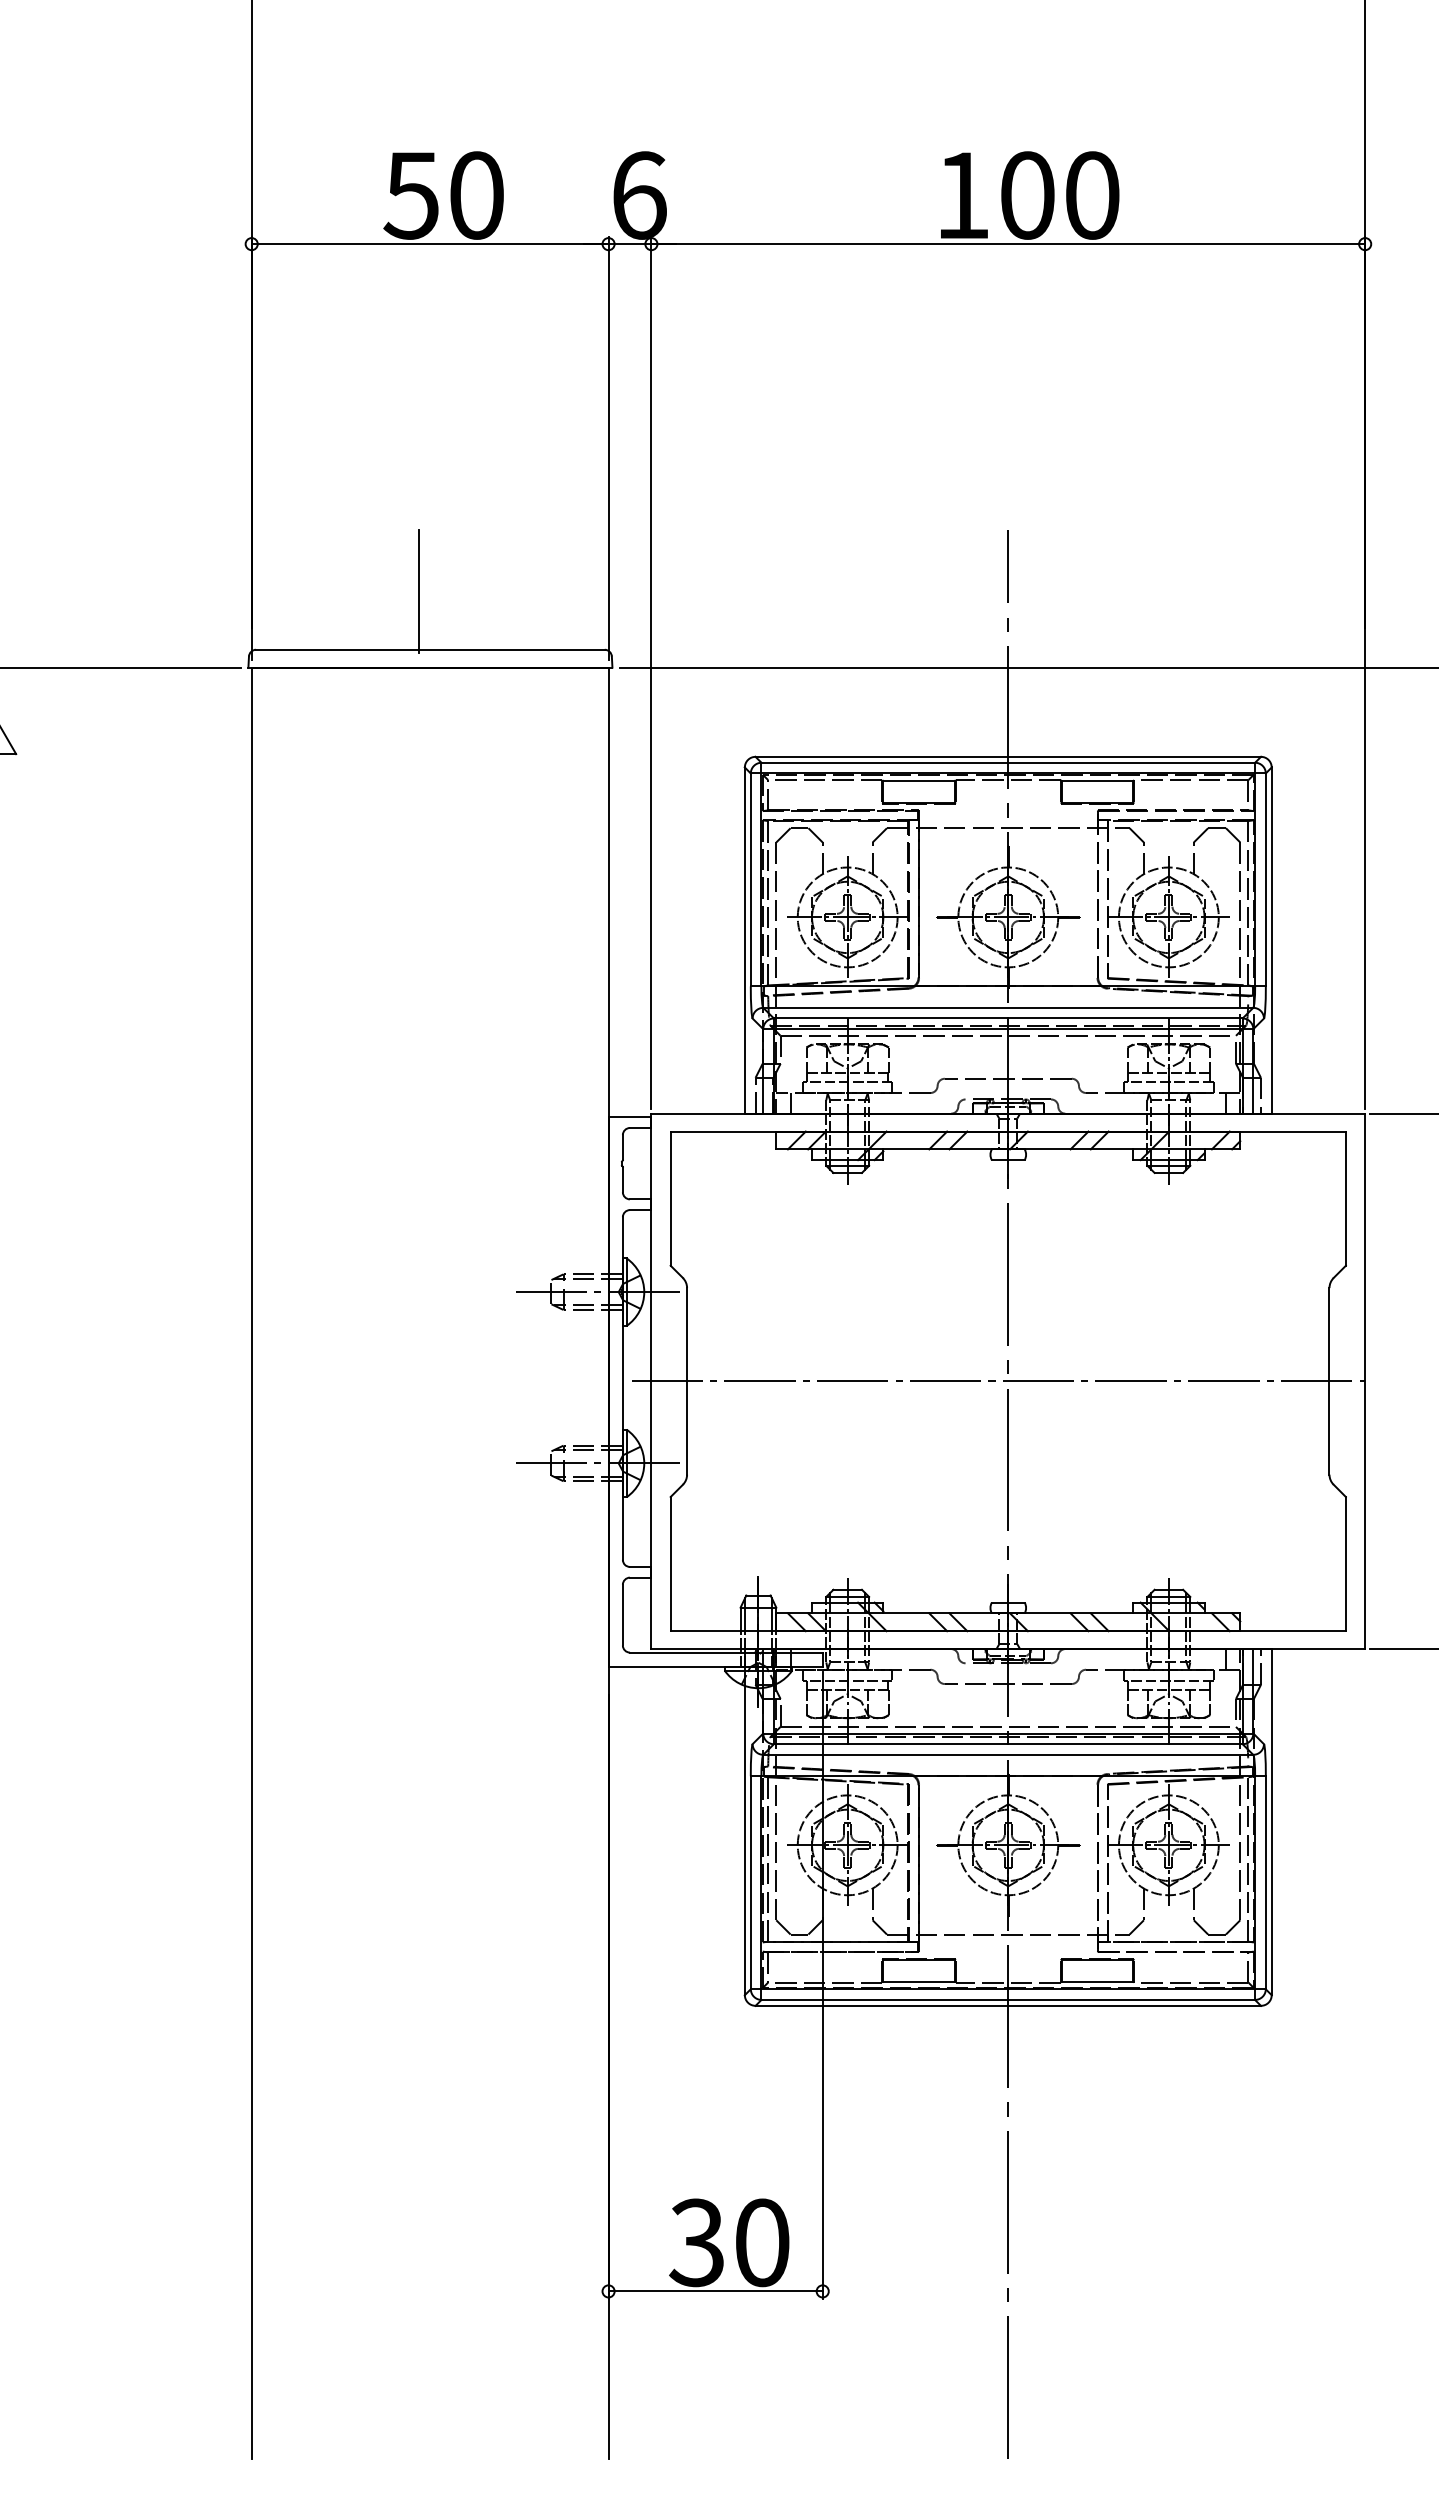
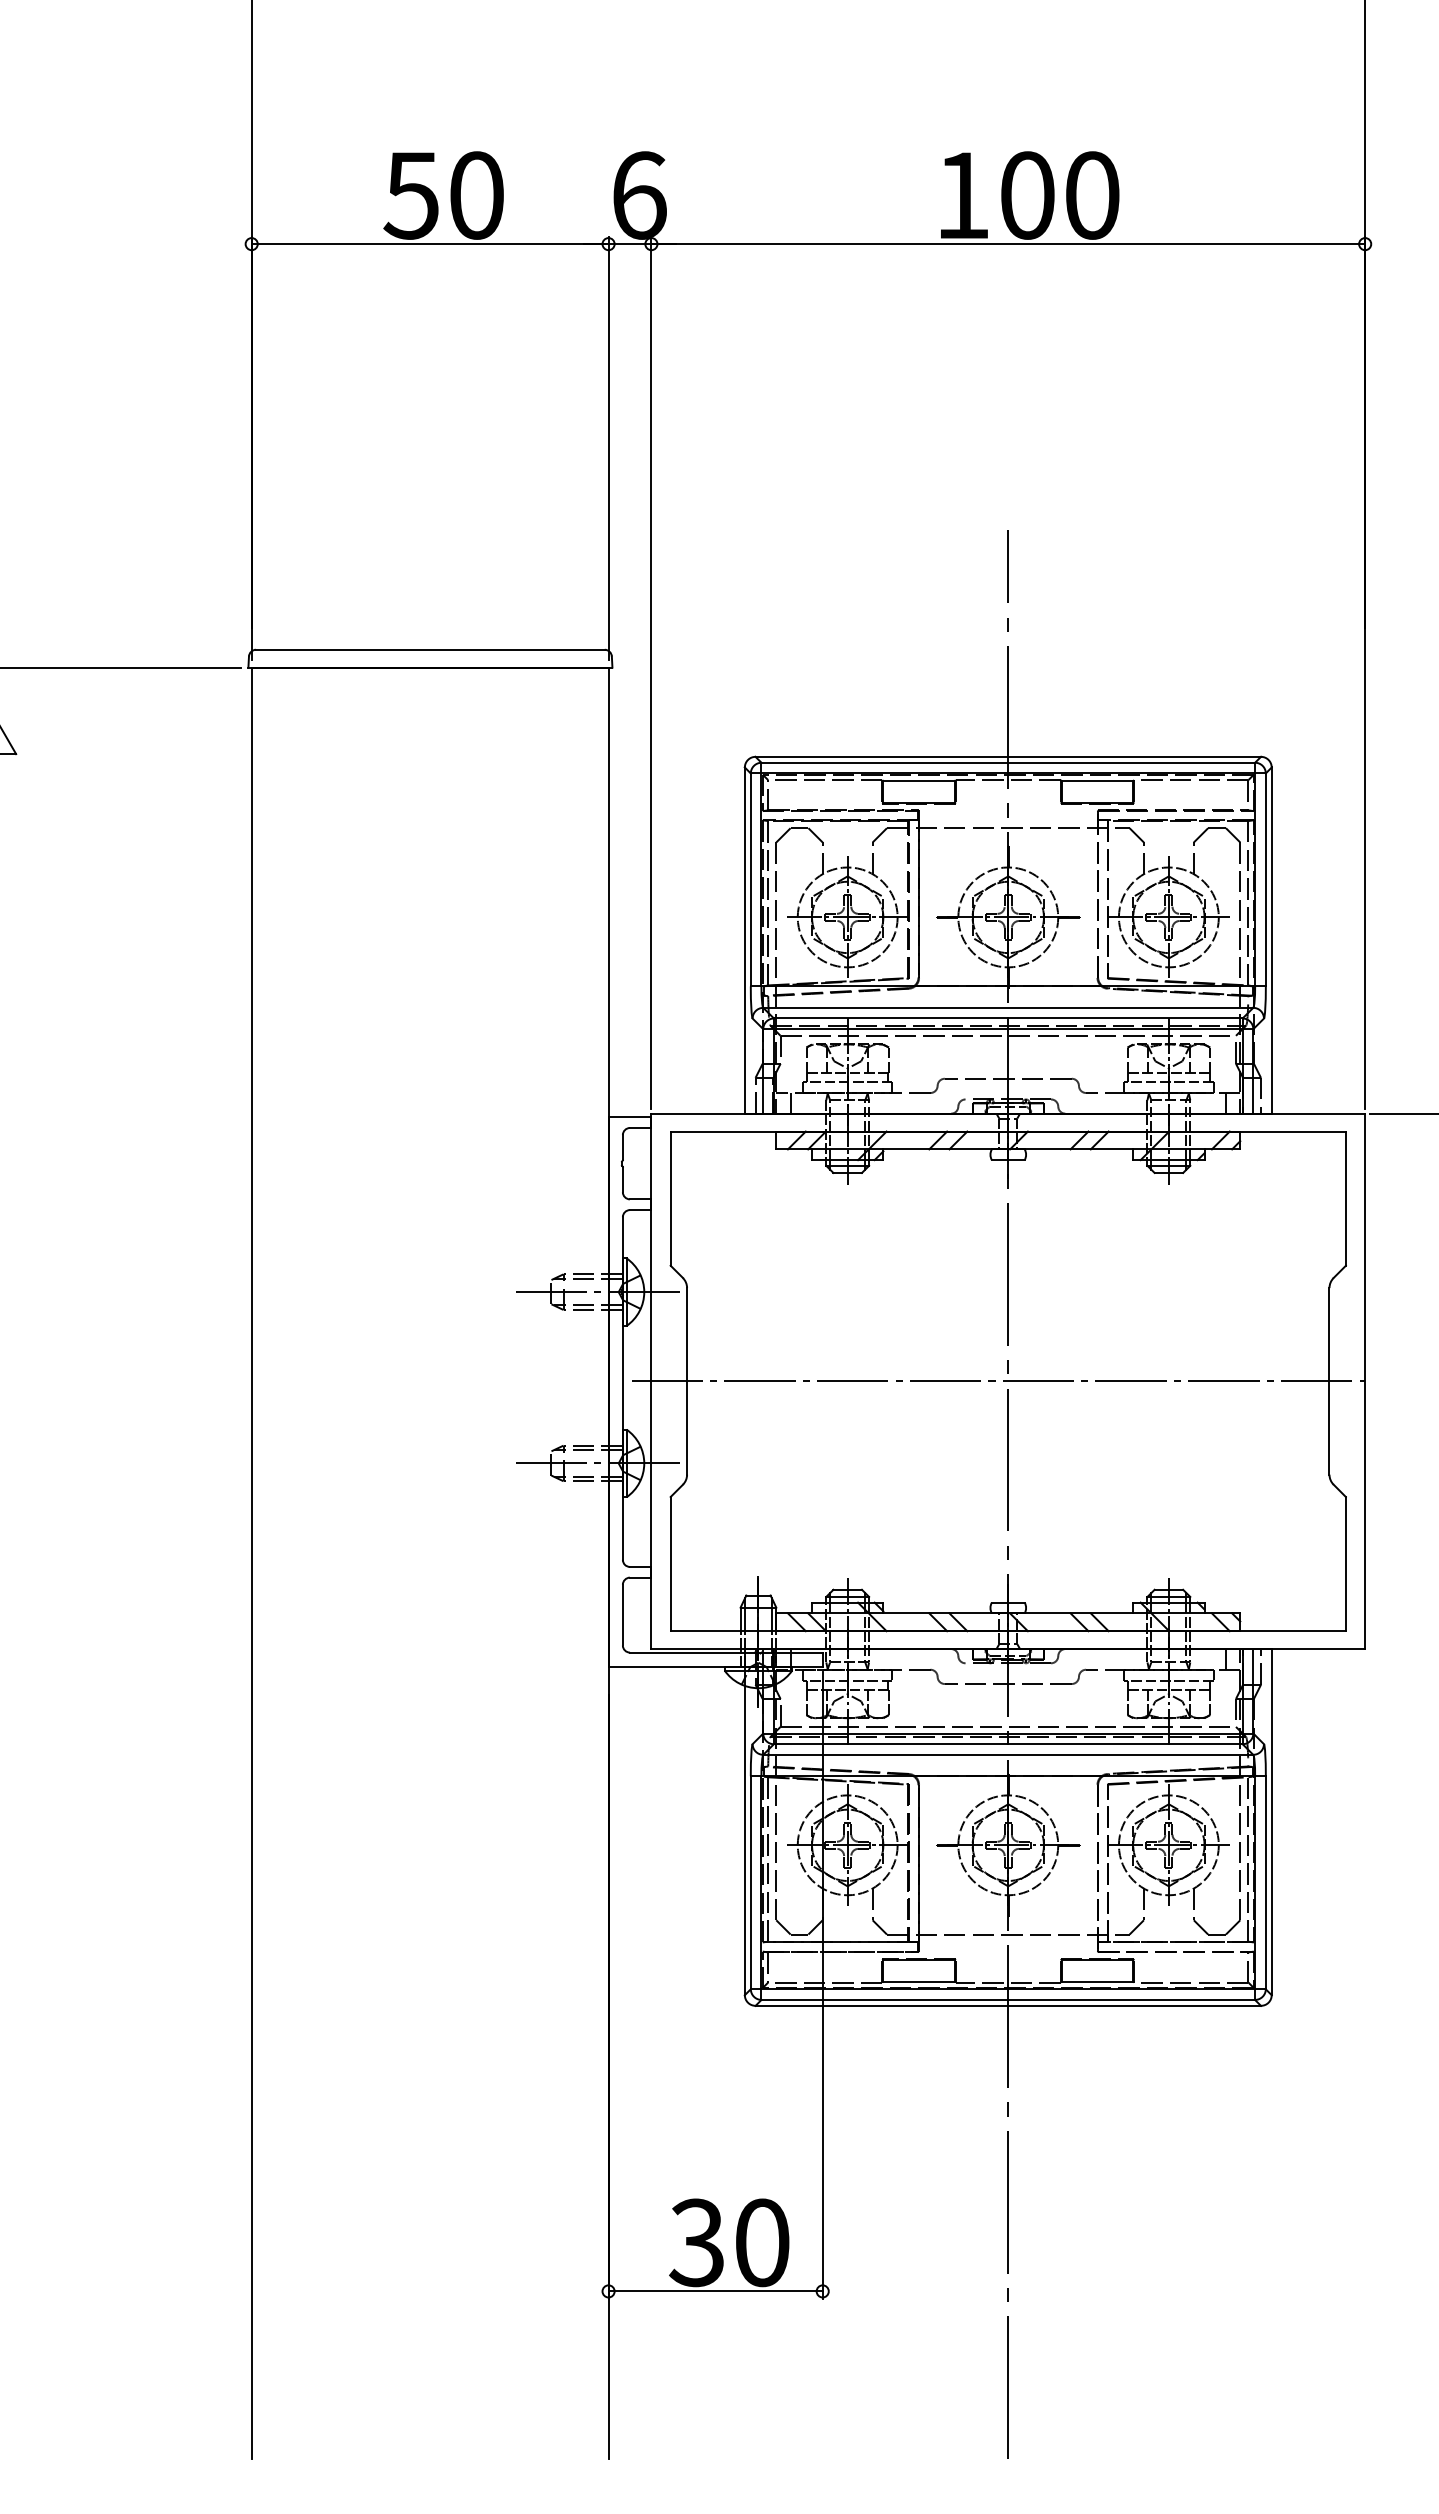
line: present -> none (419, 591)
line: present -> none (1027, 667)
line: present -> none (1402, 1649)
